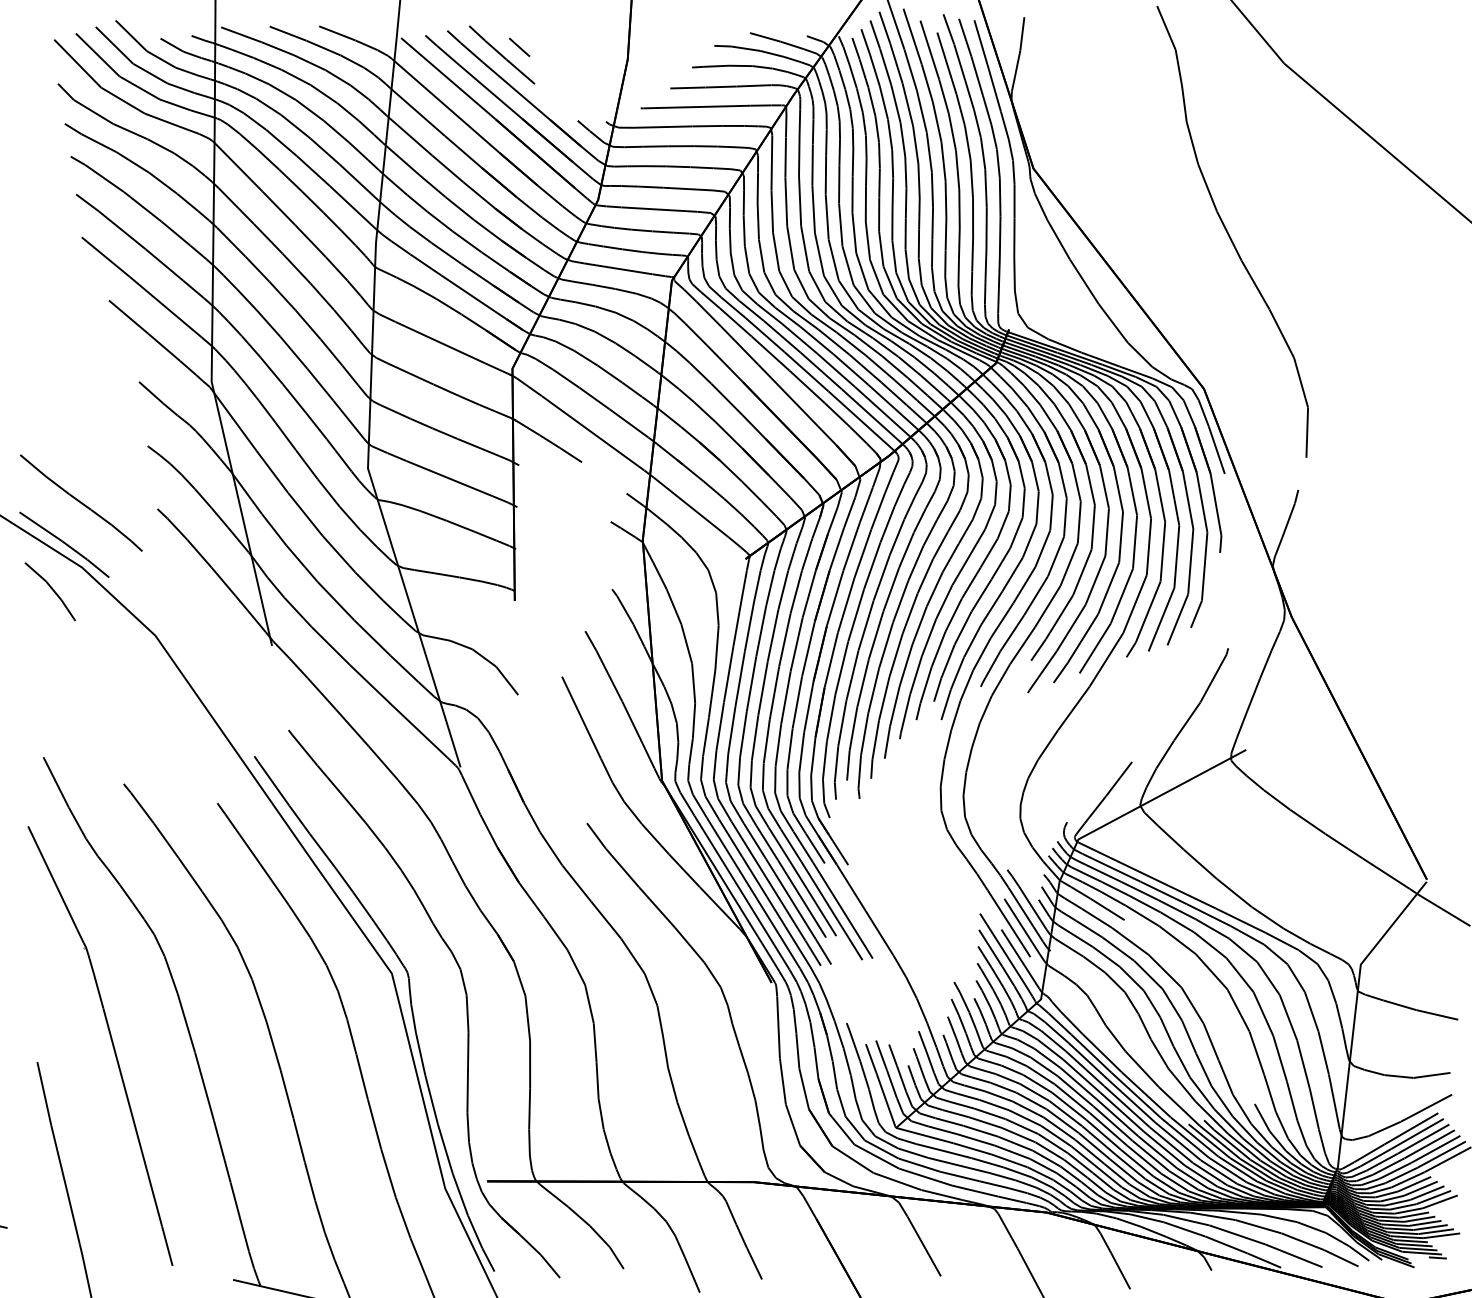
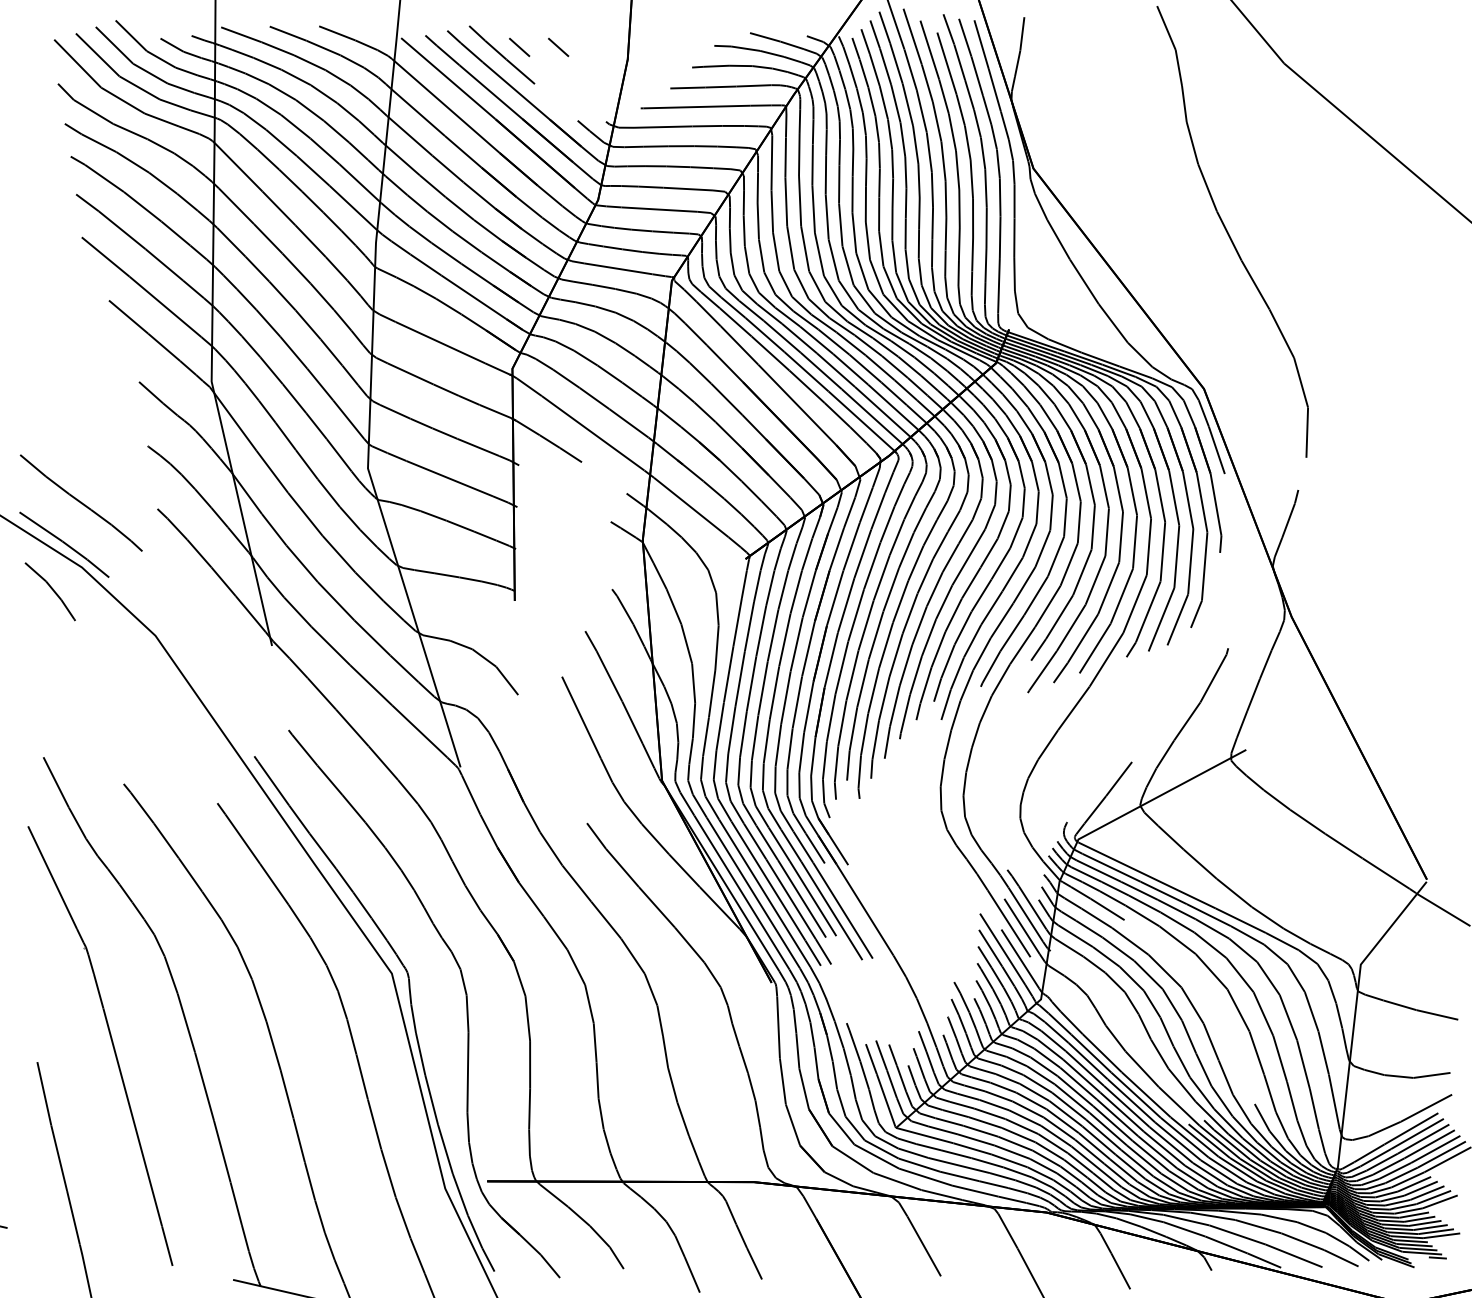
line: none -> present (558, 47)
